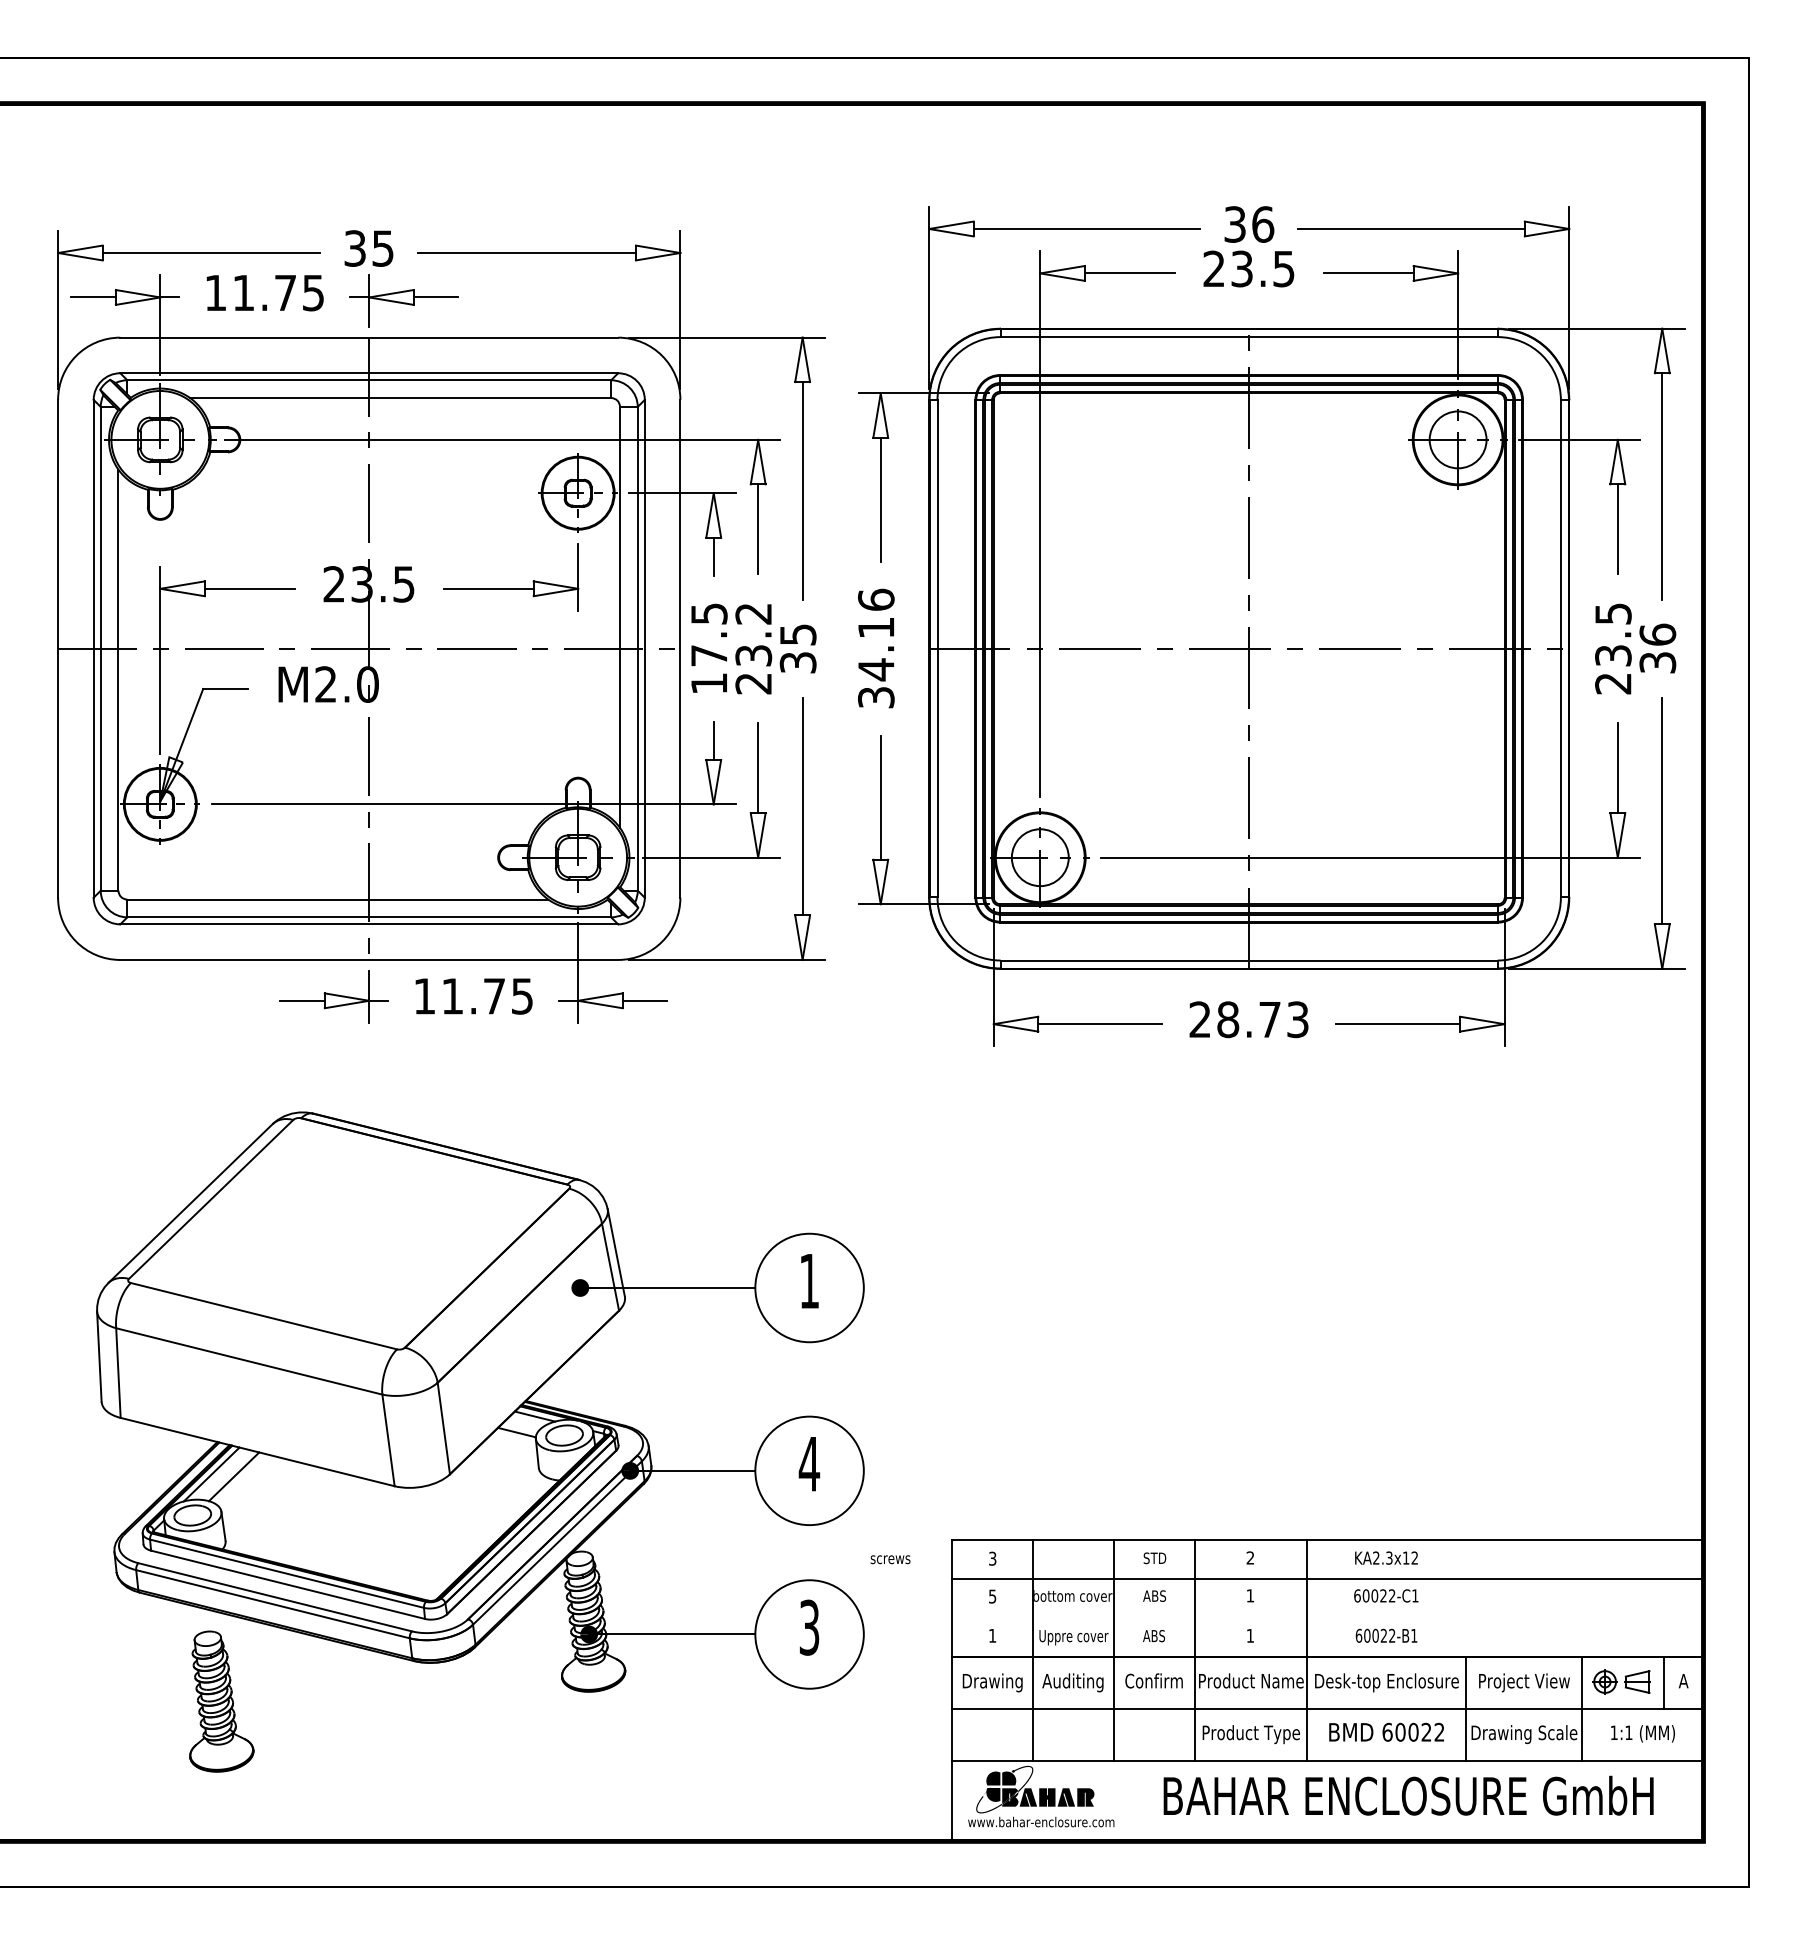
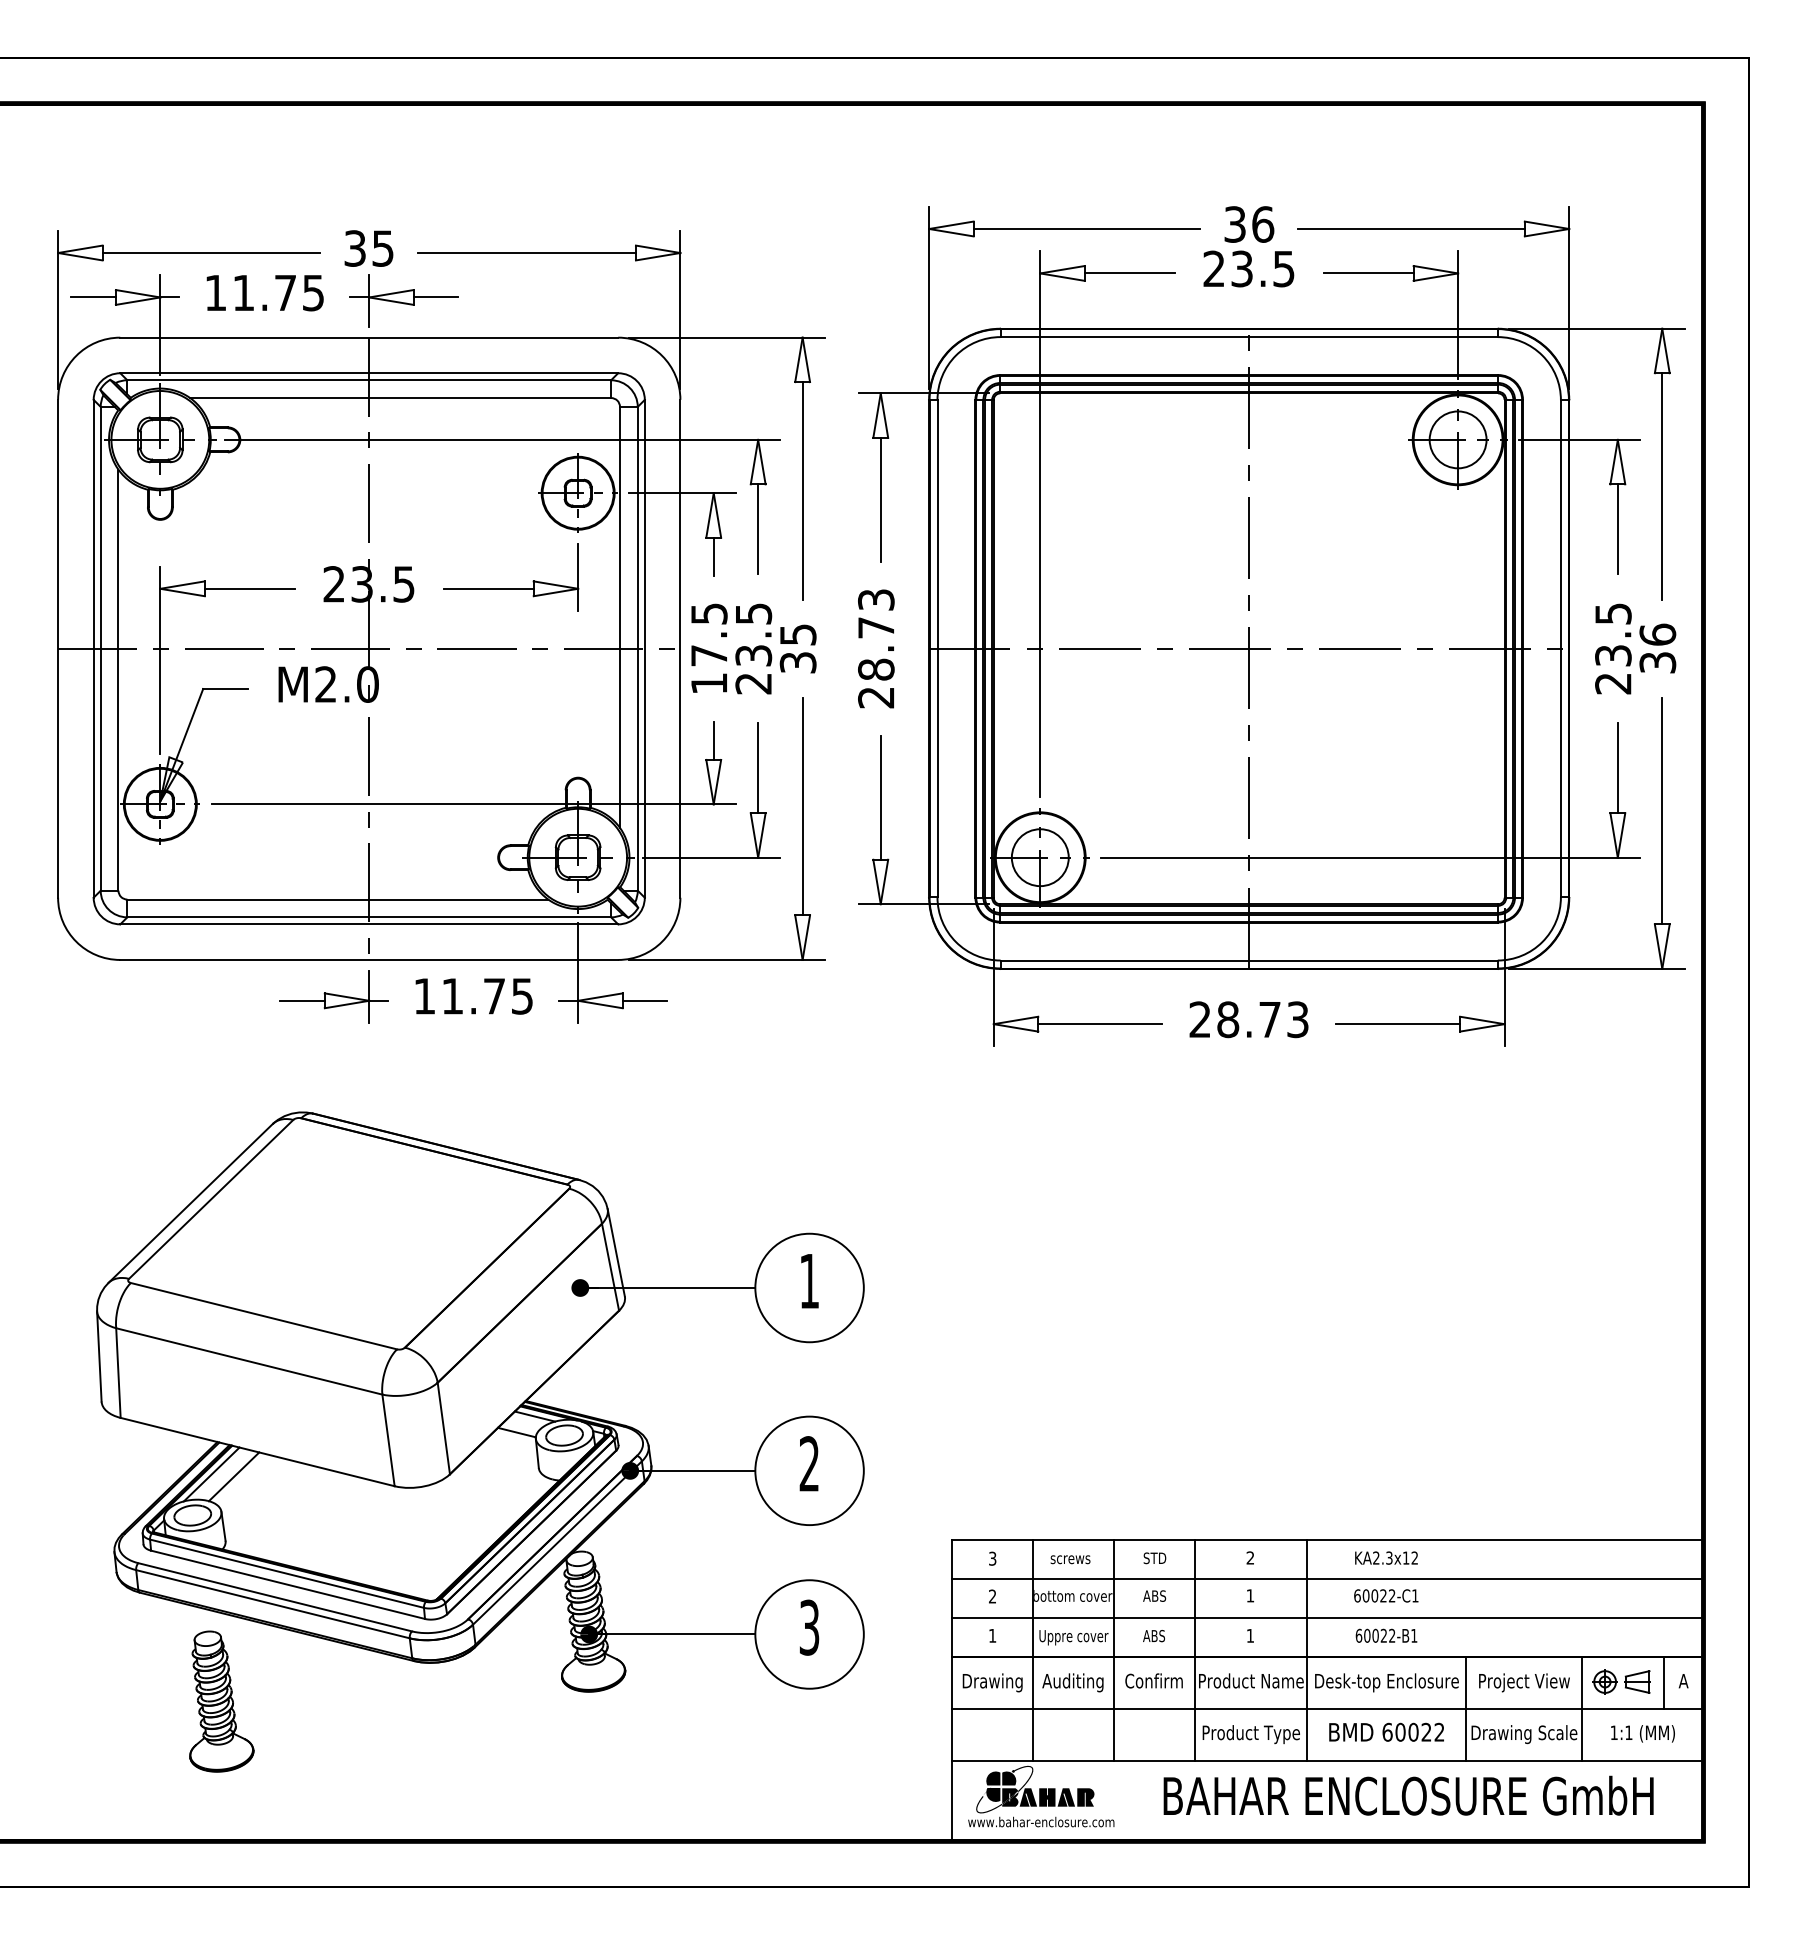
text: 23.2 -> 23.5 (753, 613)
text: 34.16 -> 28.73 (876, 648)
text: 4 -> 2 (809, 1463)
text position: (890, 1559) -> (1070, 1559) (1070, 1559)
text: 5 -> 2 (992, 1596)
line: none -> present (1327, 1618)
